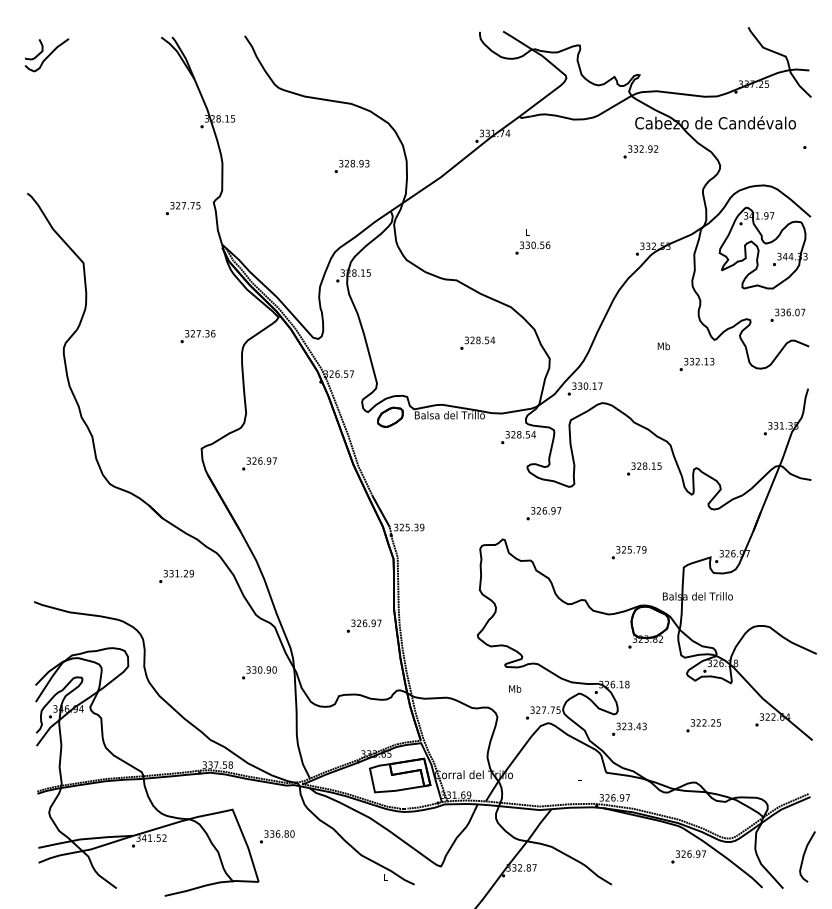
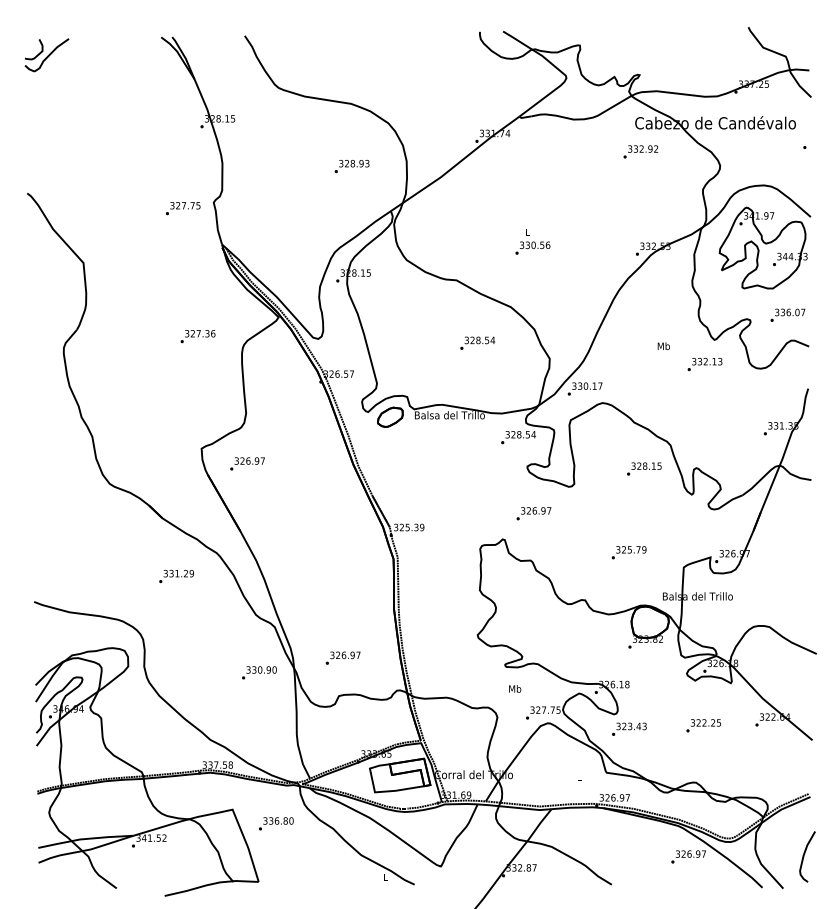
text position: (696, 364) -> (704, 364) (704, 364)
text position: (259, 463) -> (247, 463) (247, 463)
text position: (543, 513) -> (533, 513) (533, 513)
text position: (363, 625) -> (342, 657) (342, 657)
text position: (277, 836) -> (276, 823) (276, 823)
